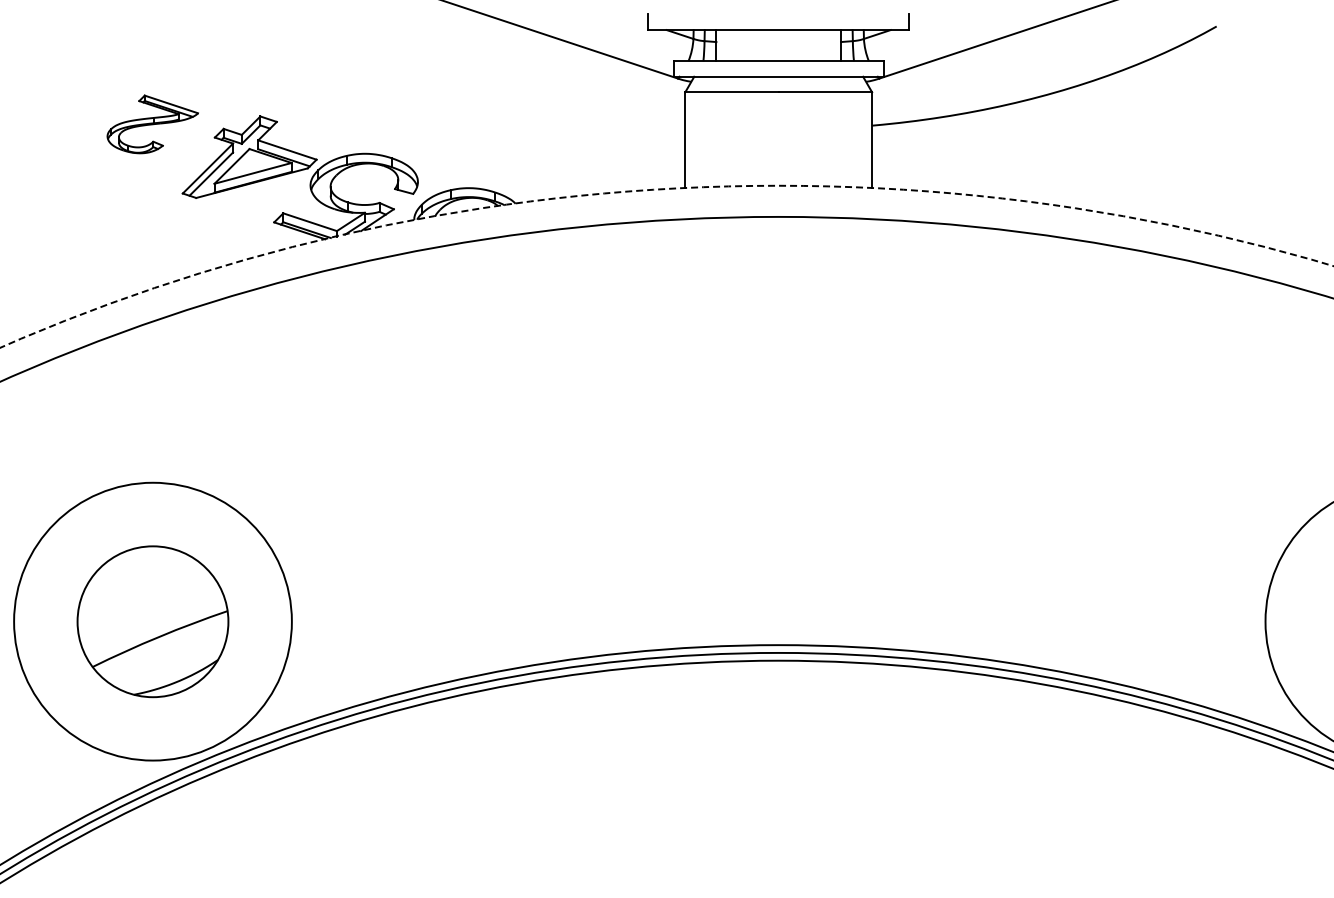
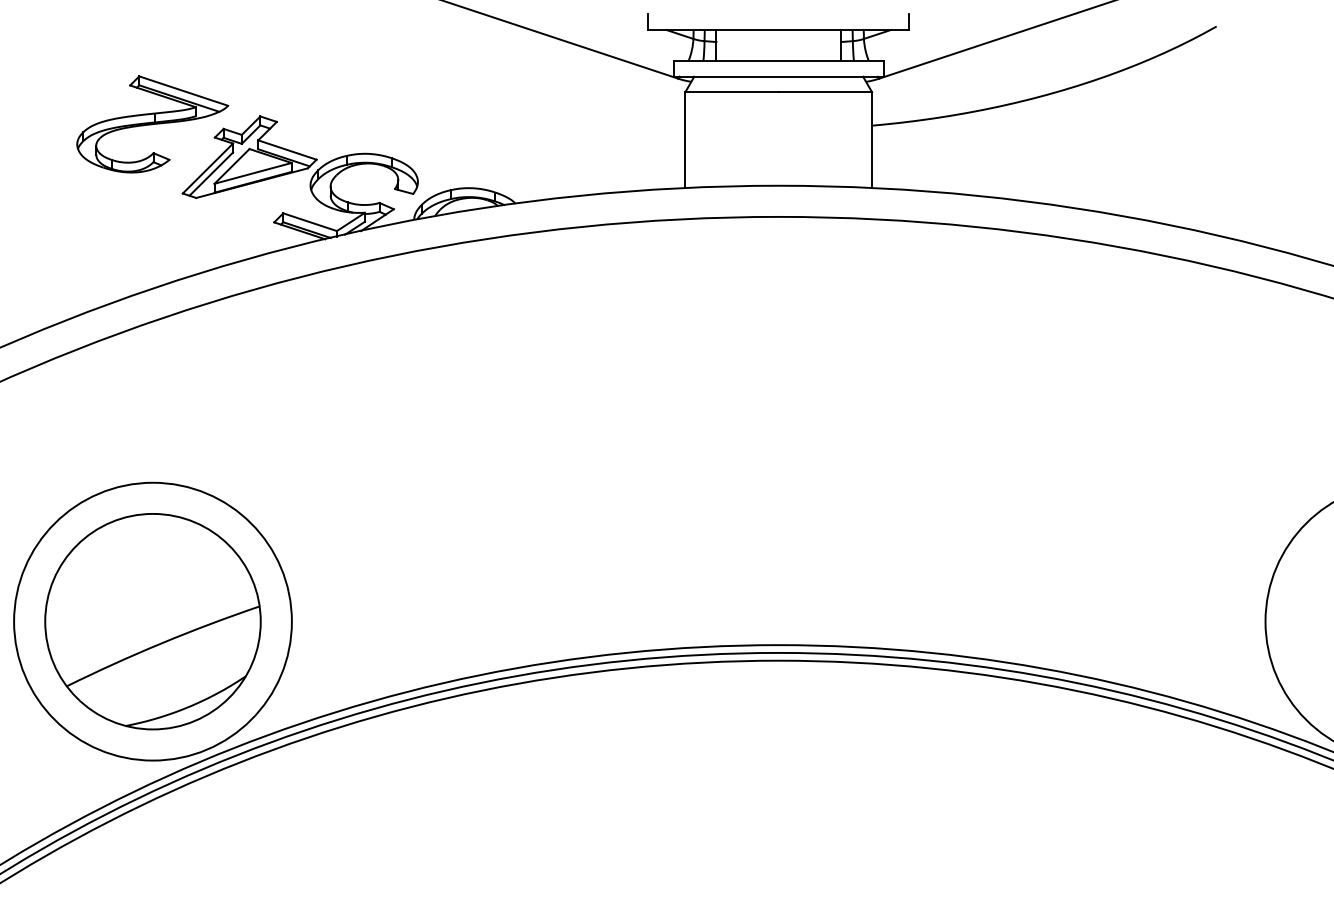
part size: 93x61 px -> 154x99 px (152, 124)
circle: dashed -> solid (666, 266)
part size: 154x154 px -> 218x218 px (152, 621)
